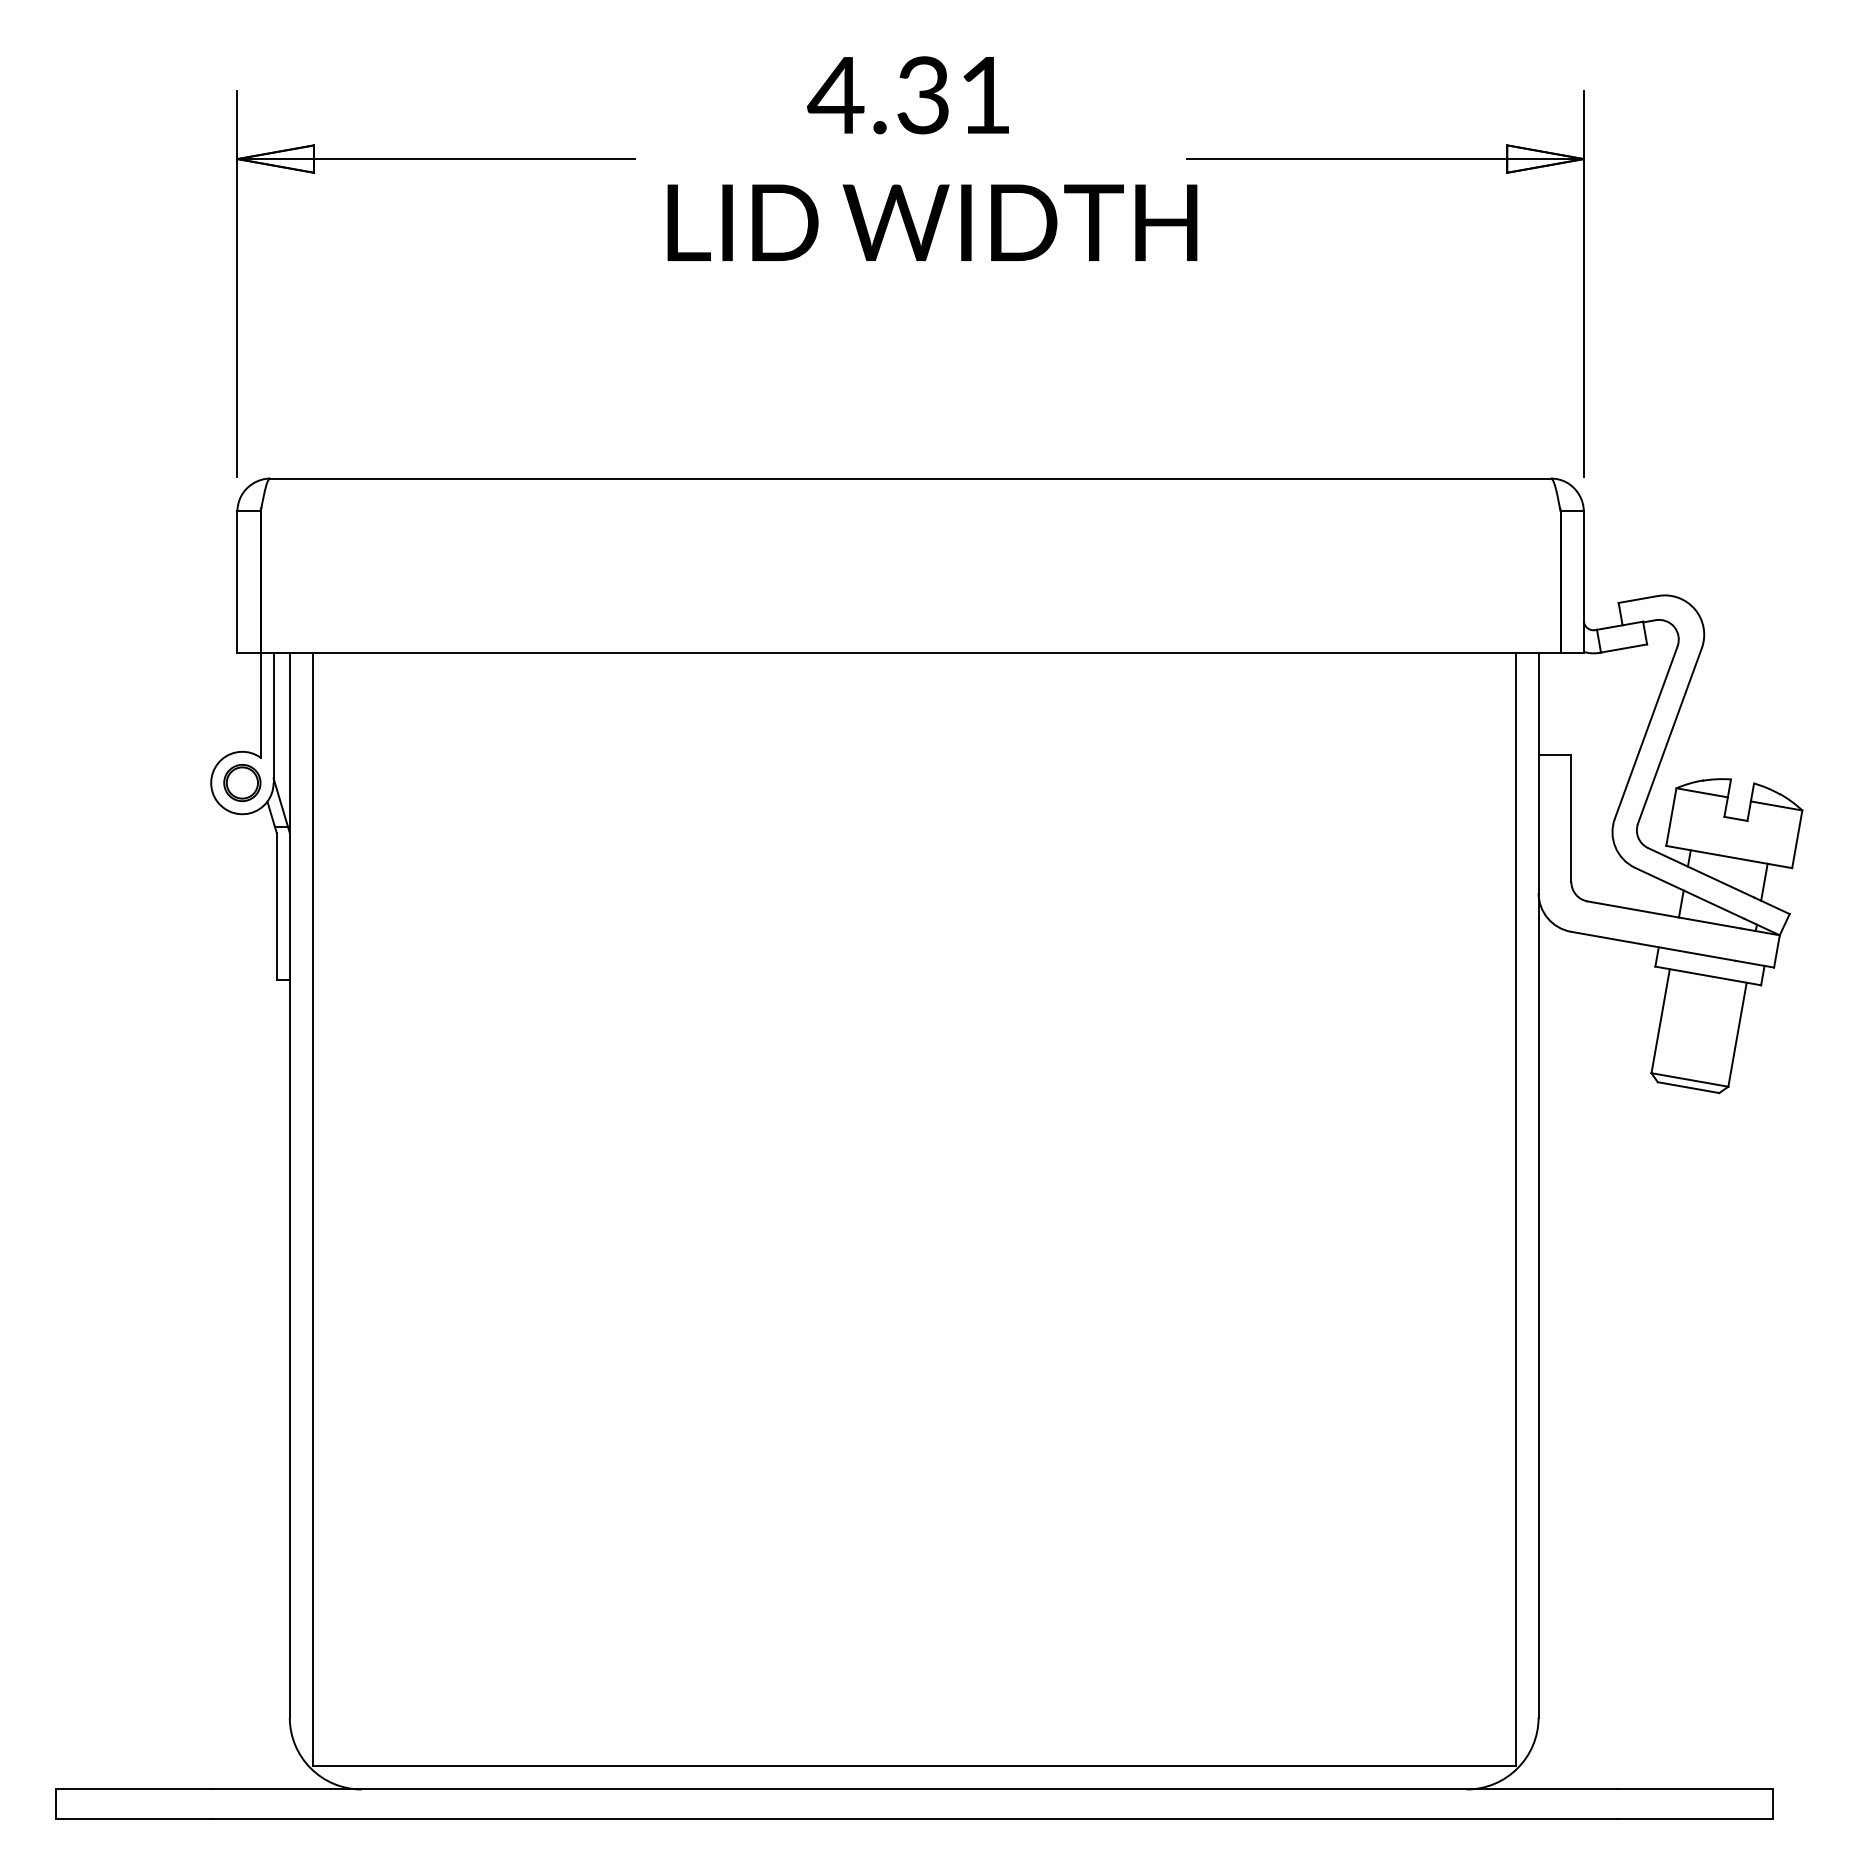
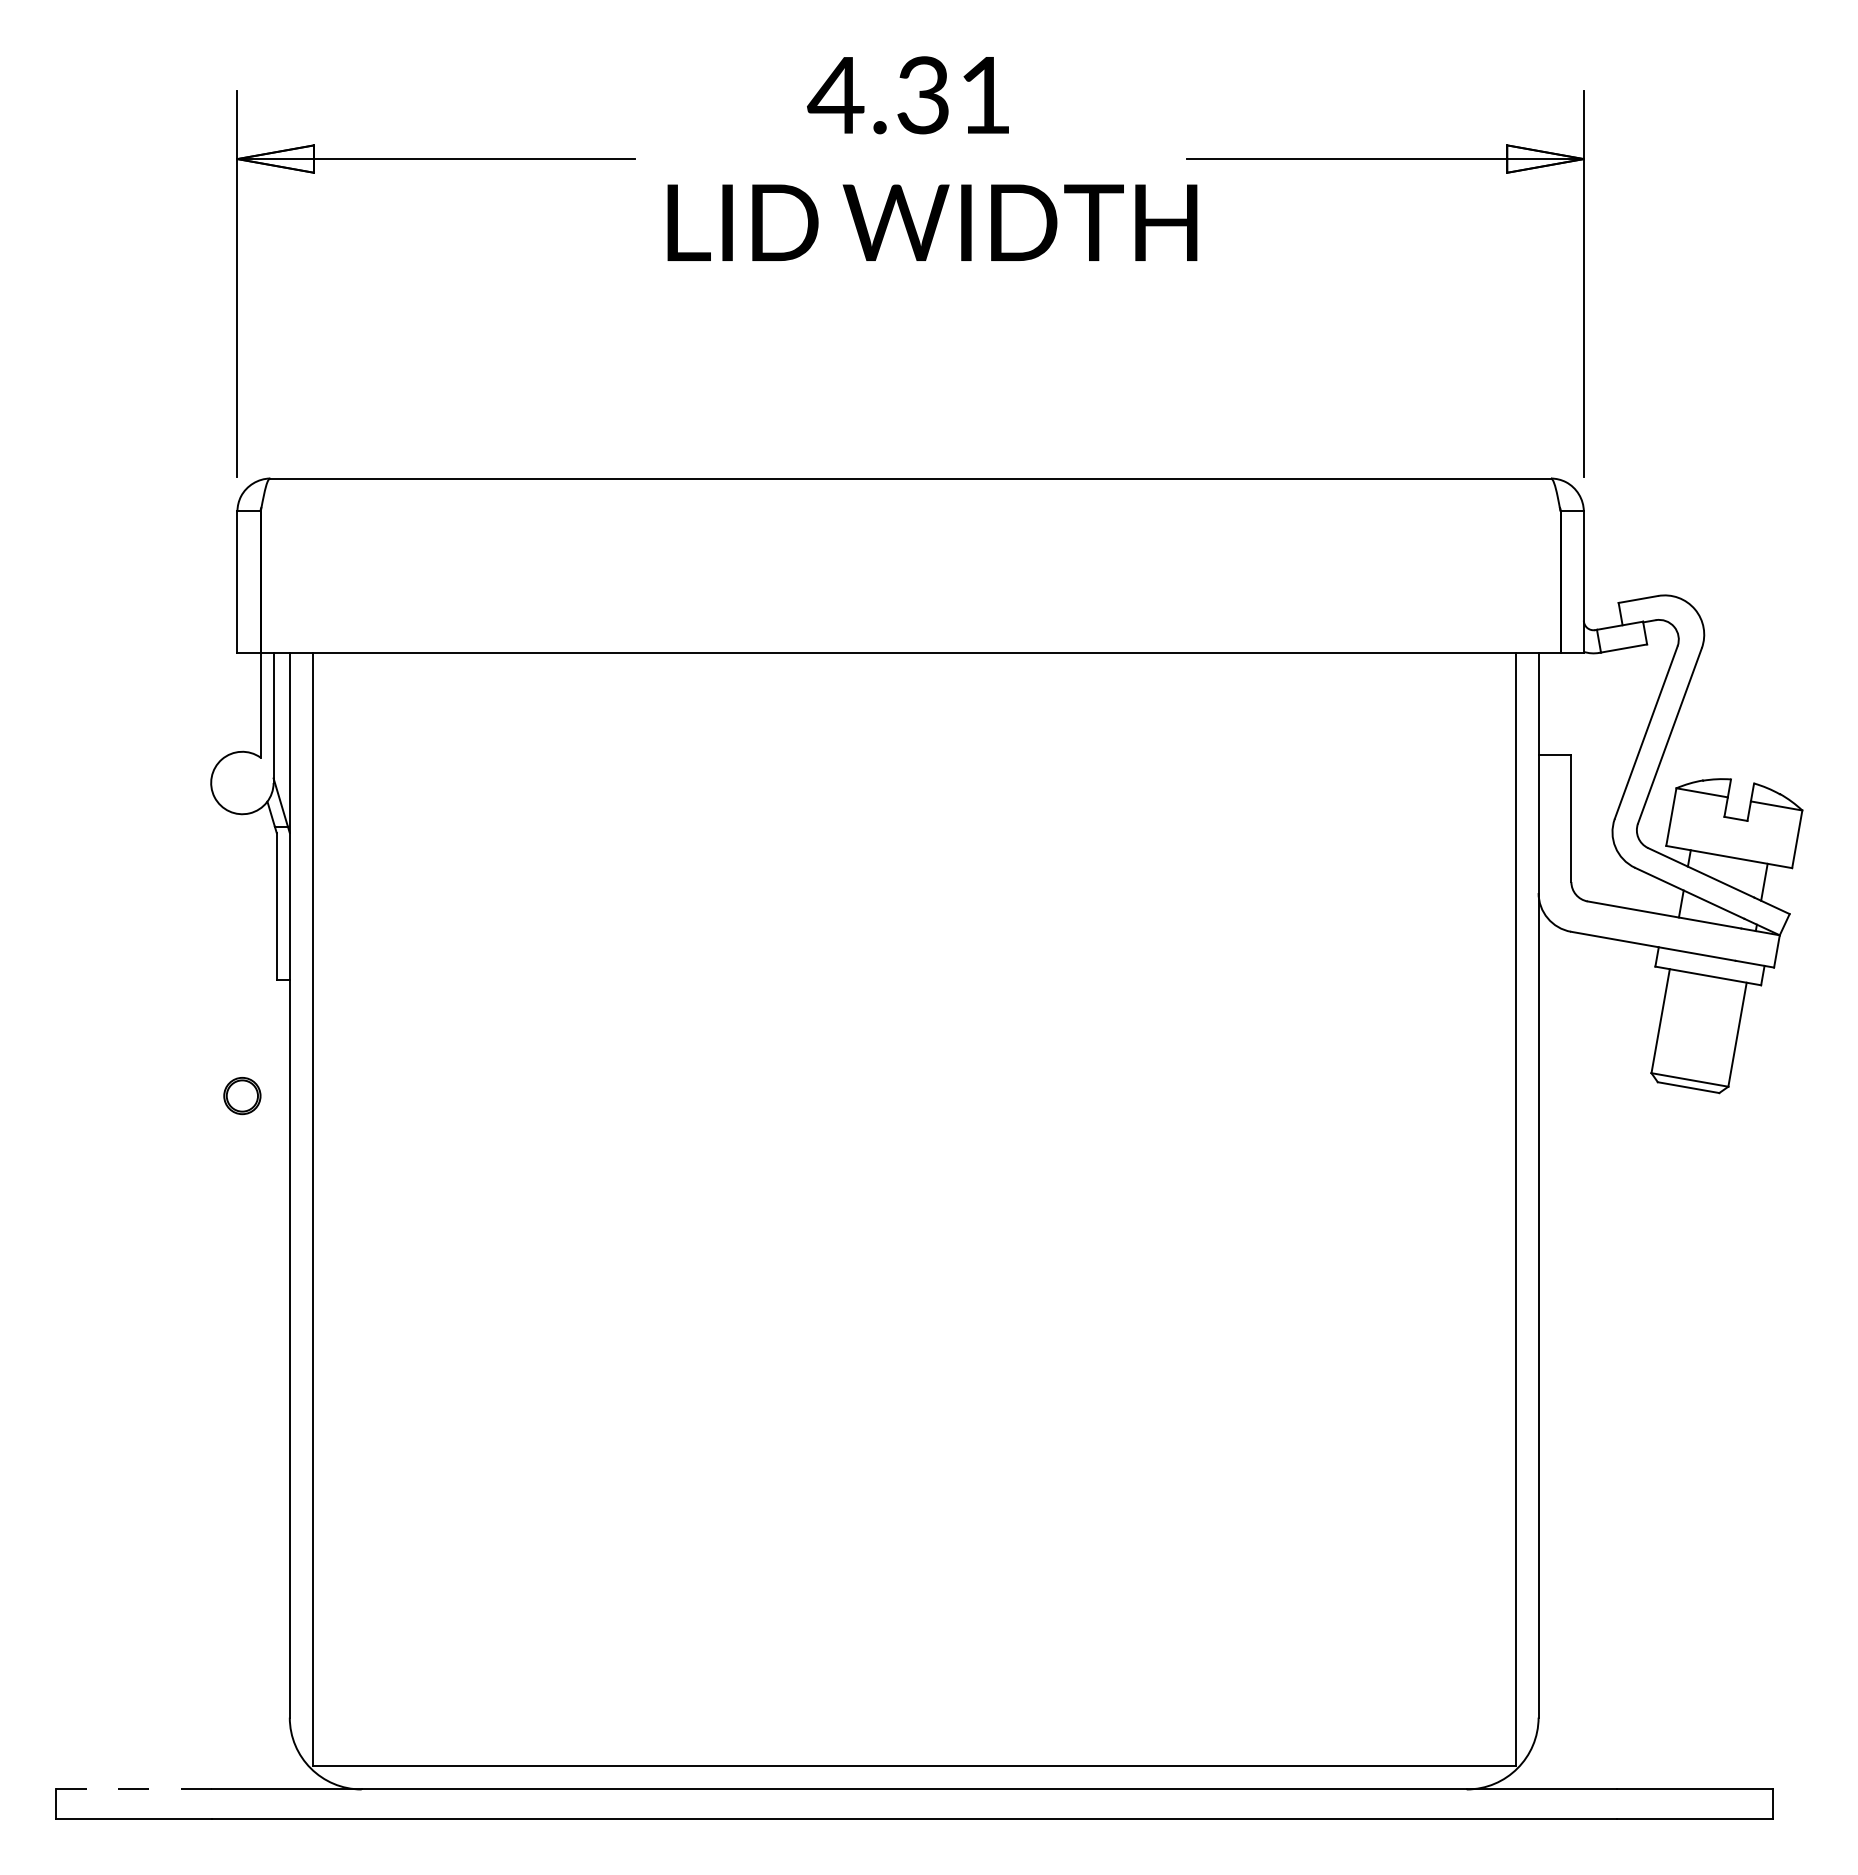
part position: (242, 783) -> (242, 1096) (242, 1096)
line: solid -> dashed (134, 1789)
